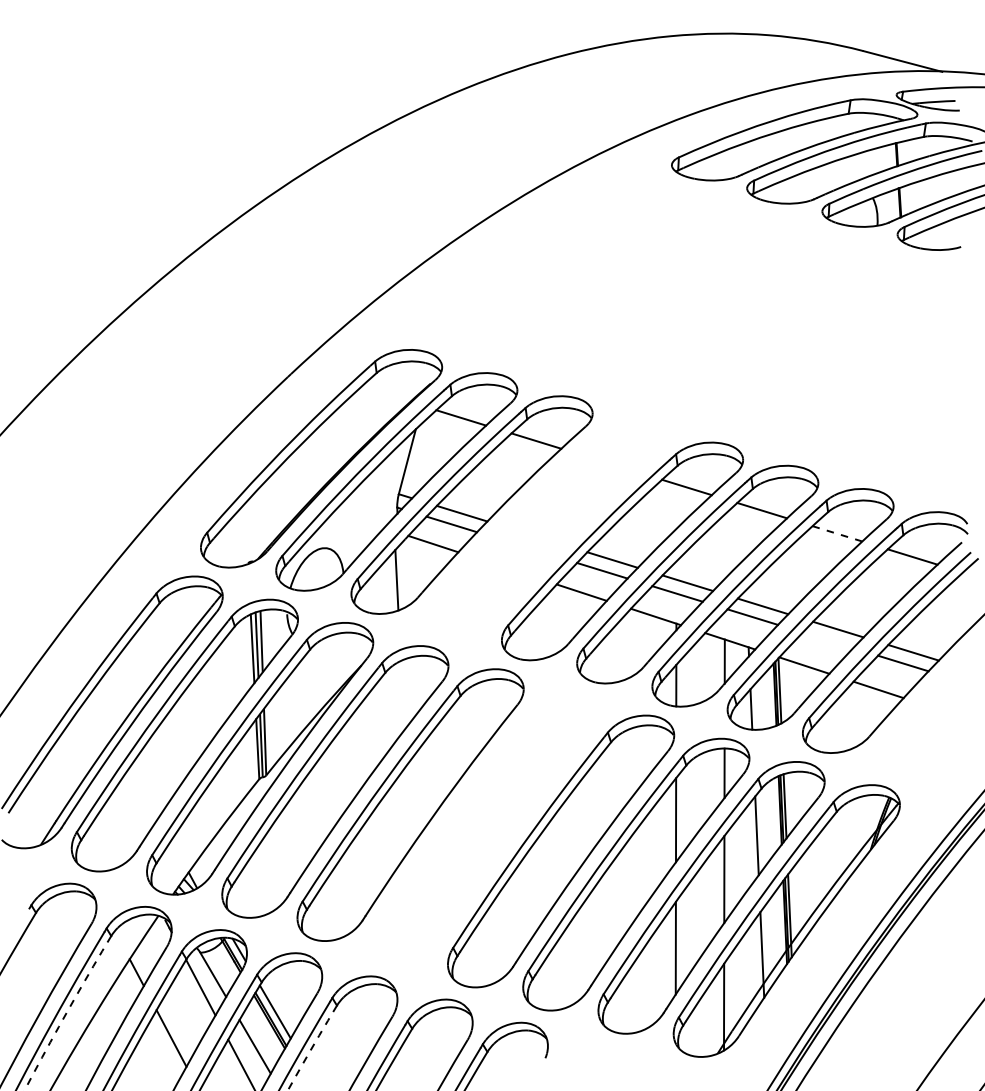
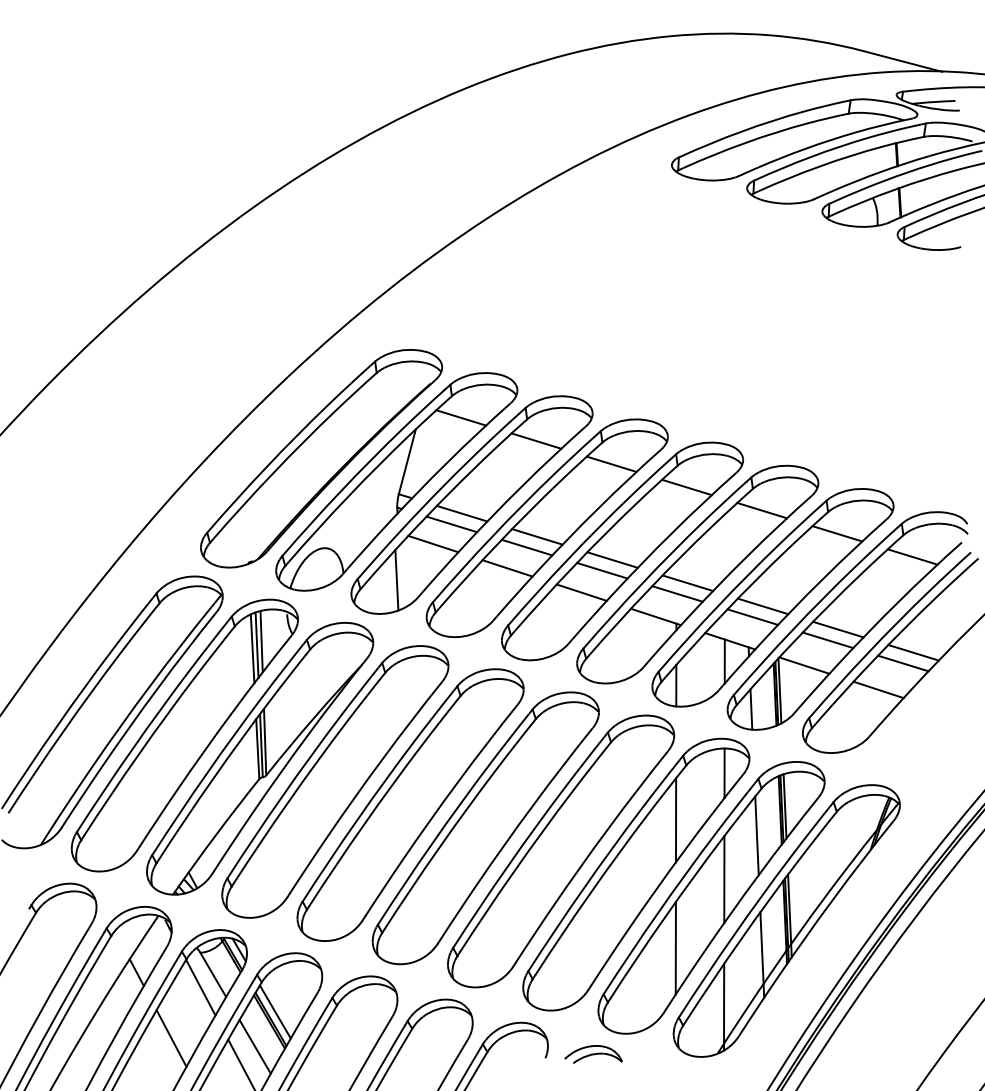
part: none -> present (546, 528)
line: dashed -> solid (837, 533)
line: none -> present (827, 640)
part: none -> present (485, 828)
arc: dashed -> solid (66, 1012)
arc: dashed -> solid (312, 1047)
part: none -> present (593, 1054)
